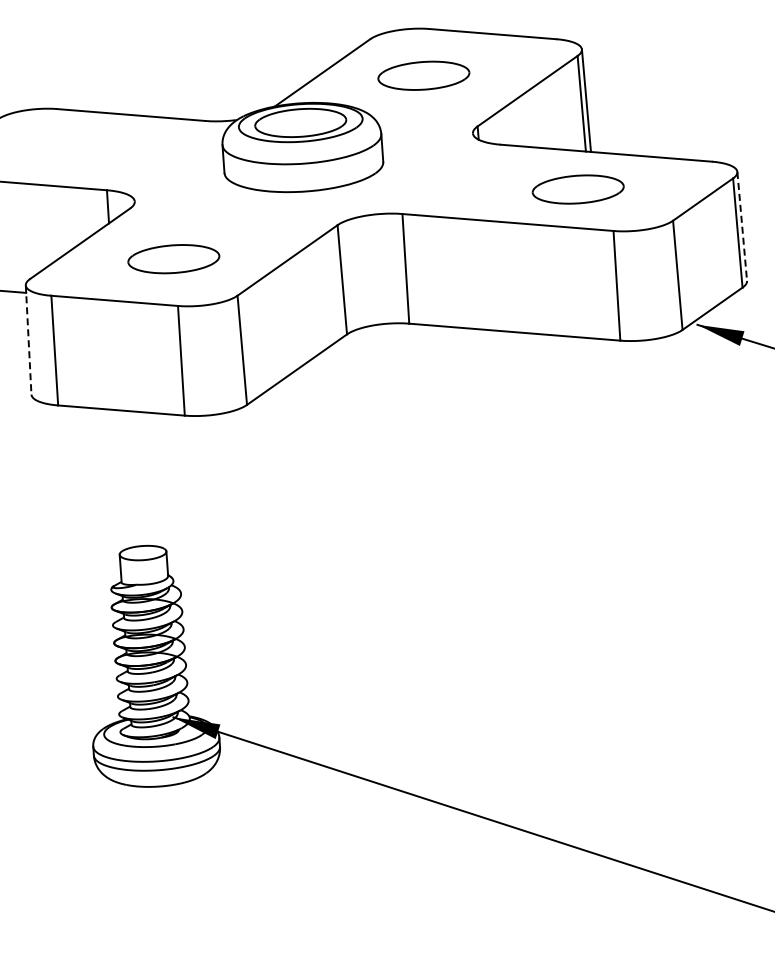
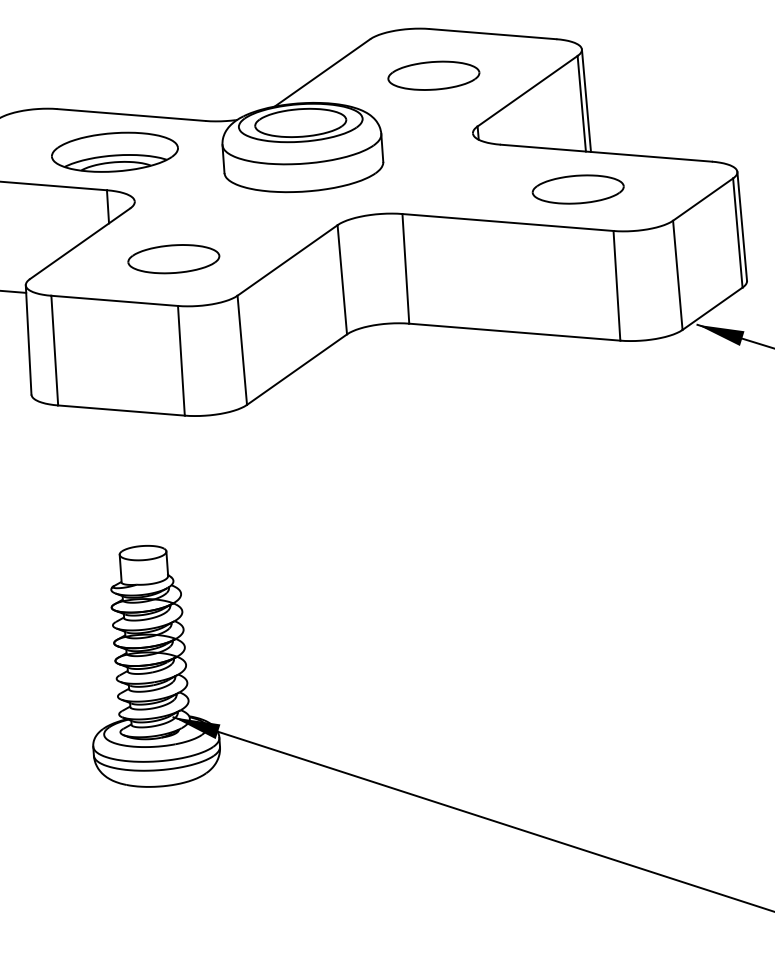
part position: (423, 75) -> (433, 75) (433, 75)
part: none -> present (114, 151)
line: dashed -> solid (742, 226)
line: dashed -> solid (28, 339)
